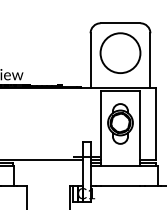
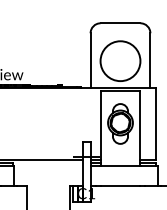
circle position: (120, 52) -> (120, 60) (120, 60)
